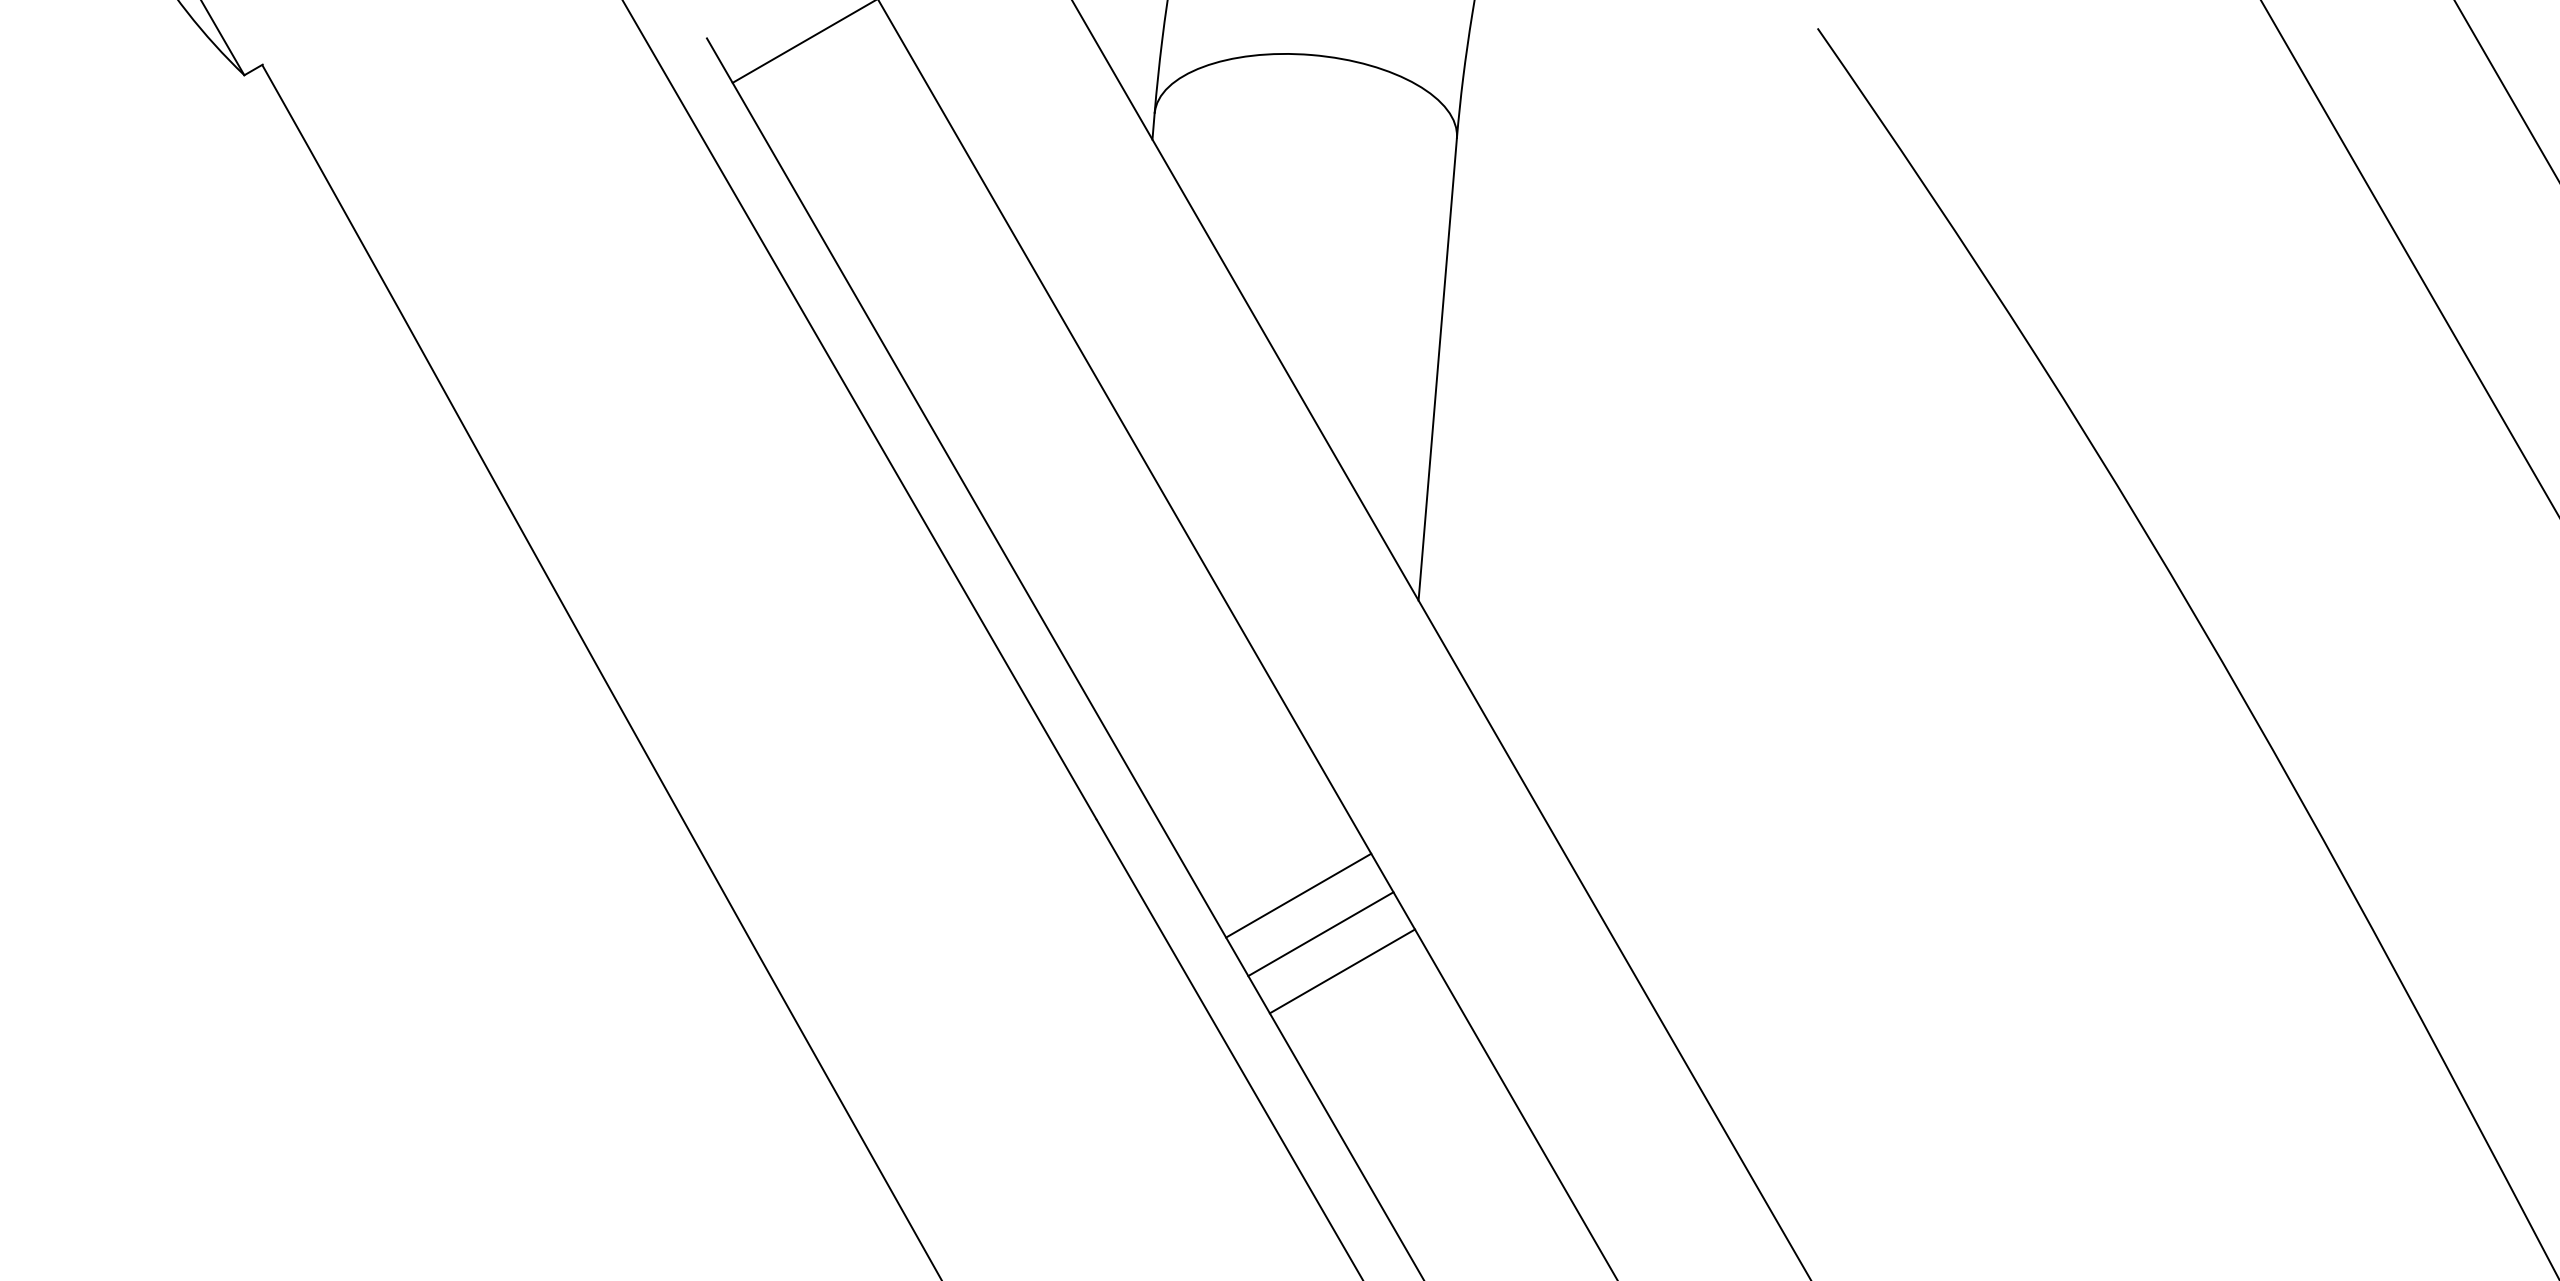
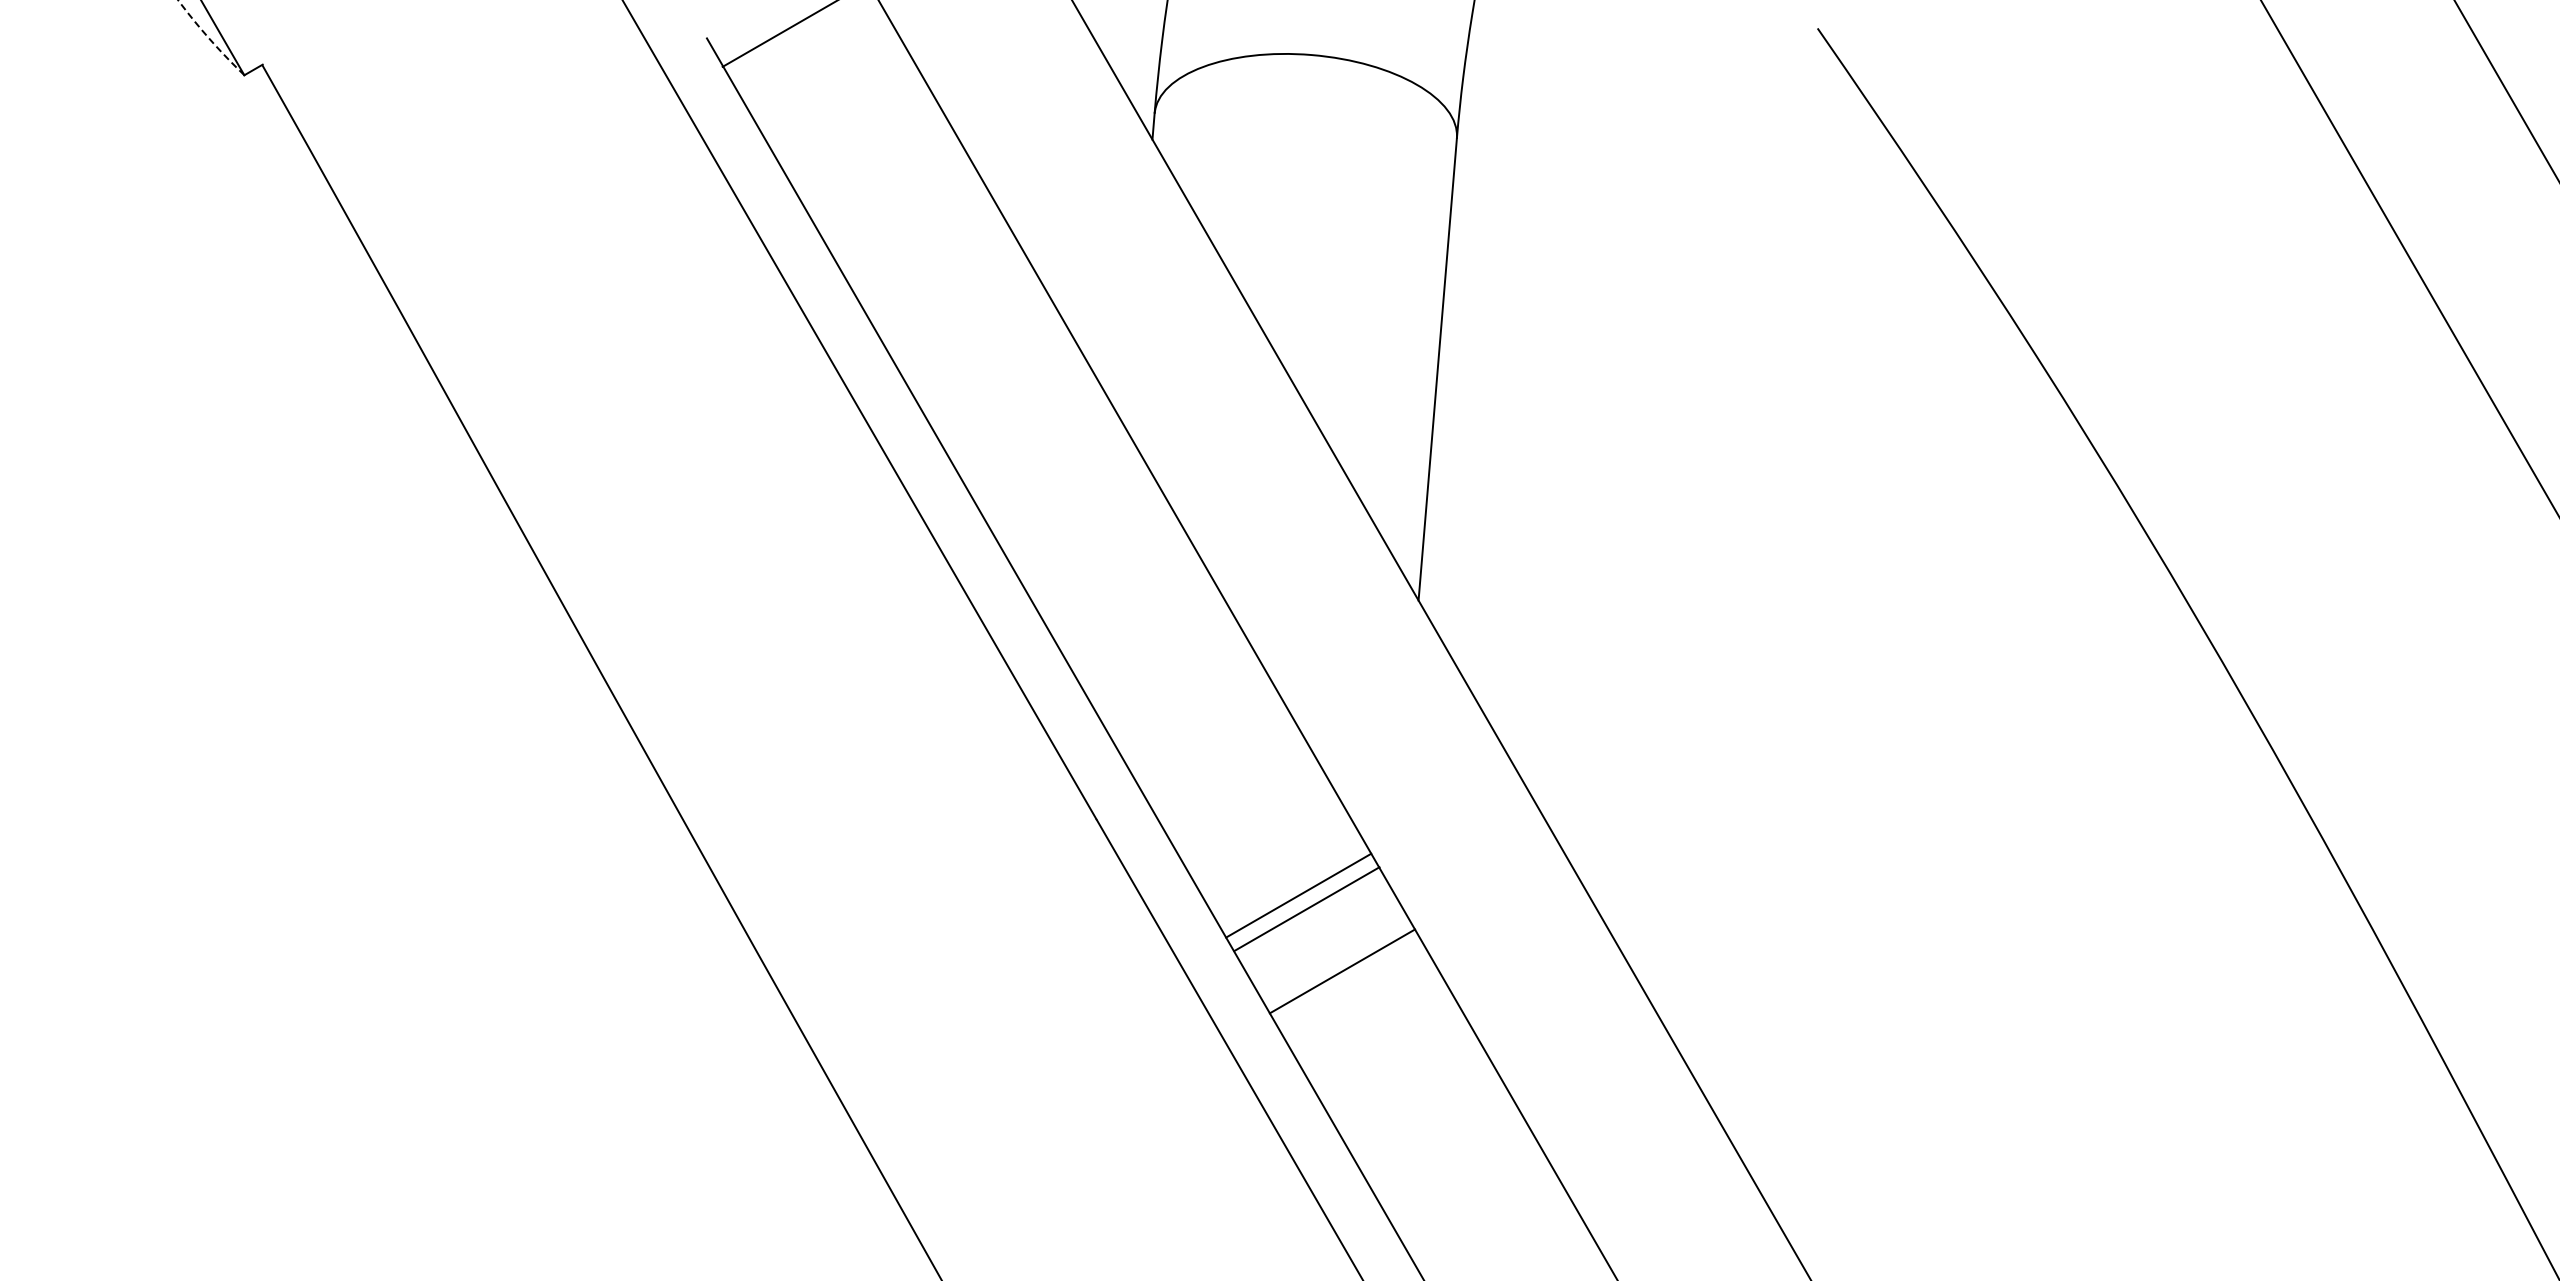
arc: solid -> dashed (209, 38)
line position: (802, 42) -> (778, 34) (778, 34)
line position: (1320, 934) -> (1306, 909) (1306, 909)
